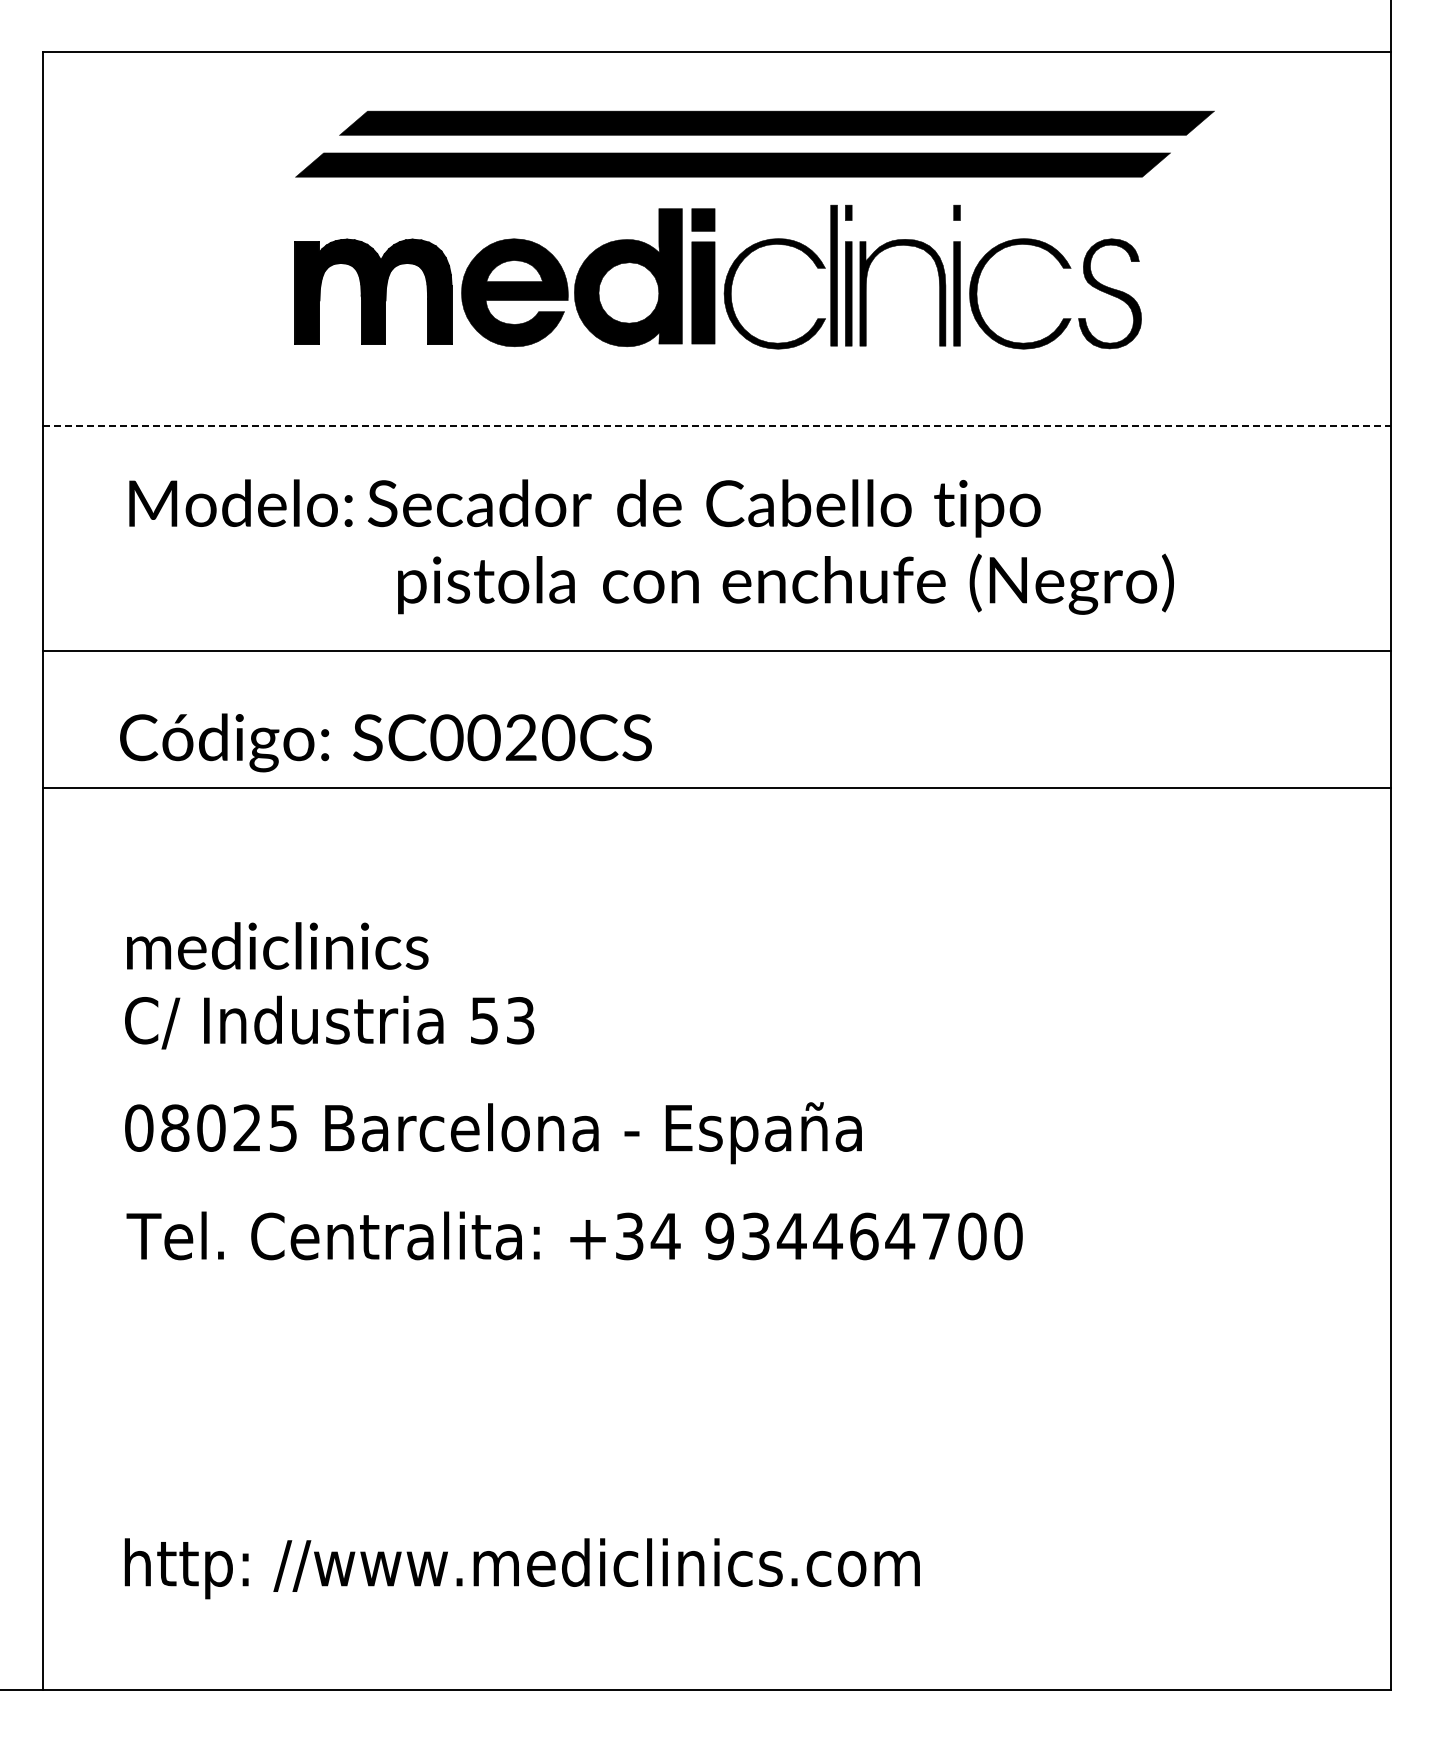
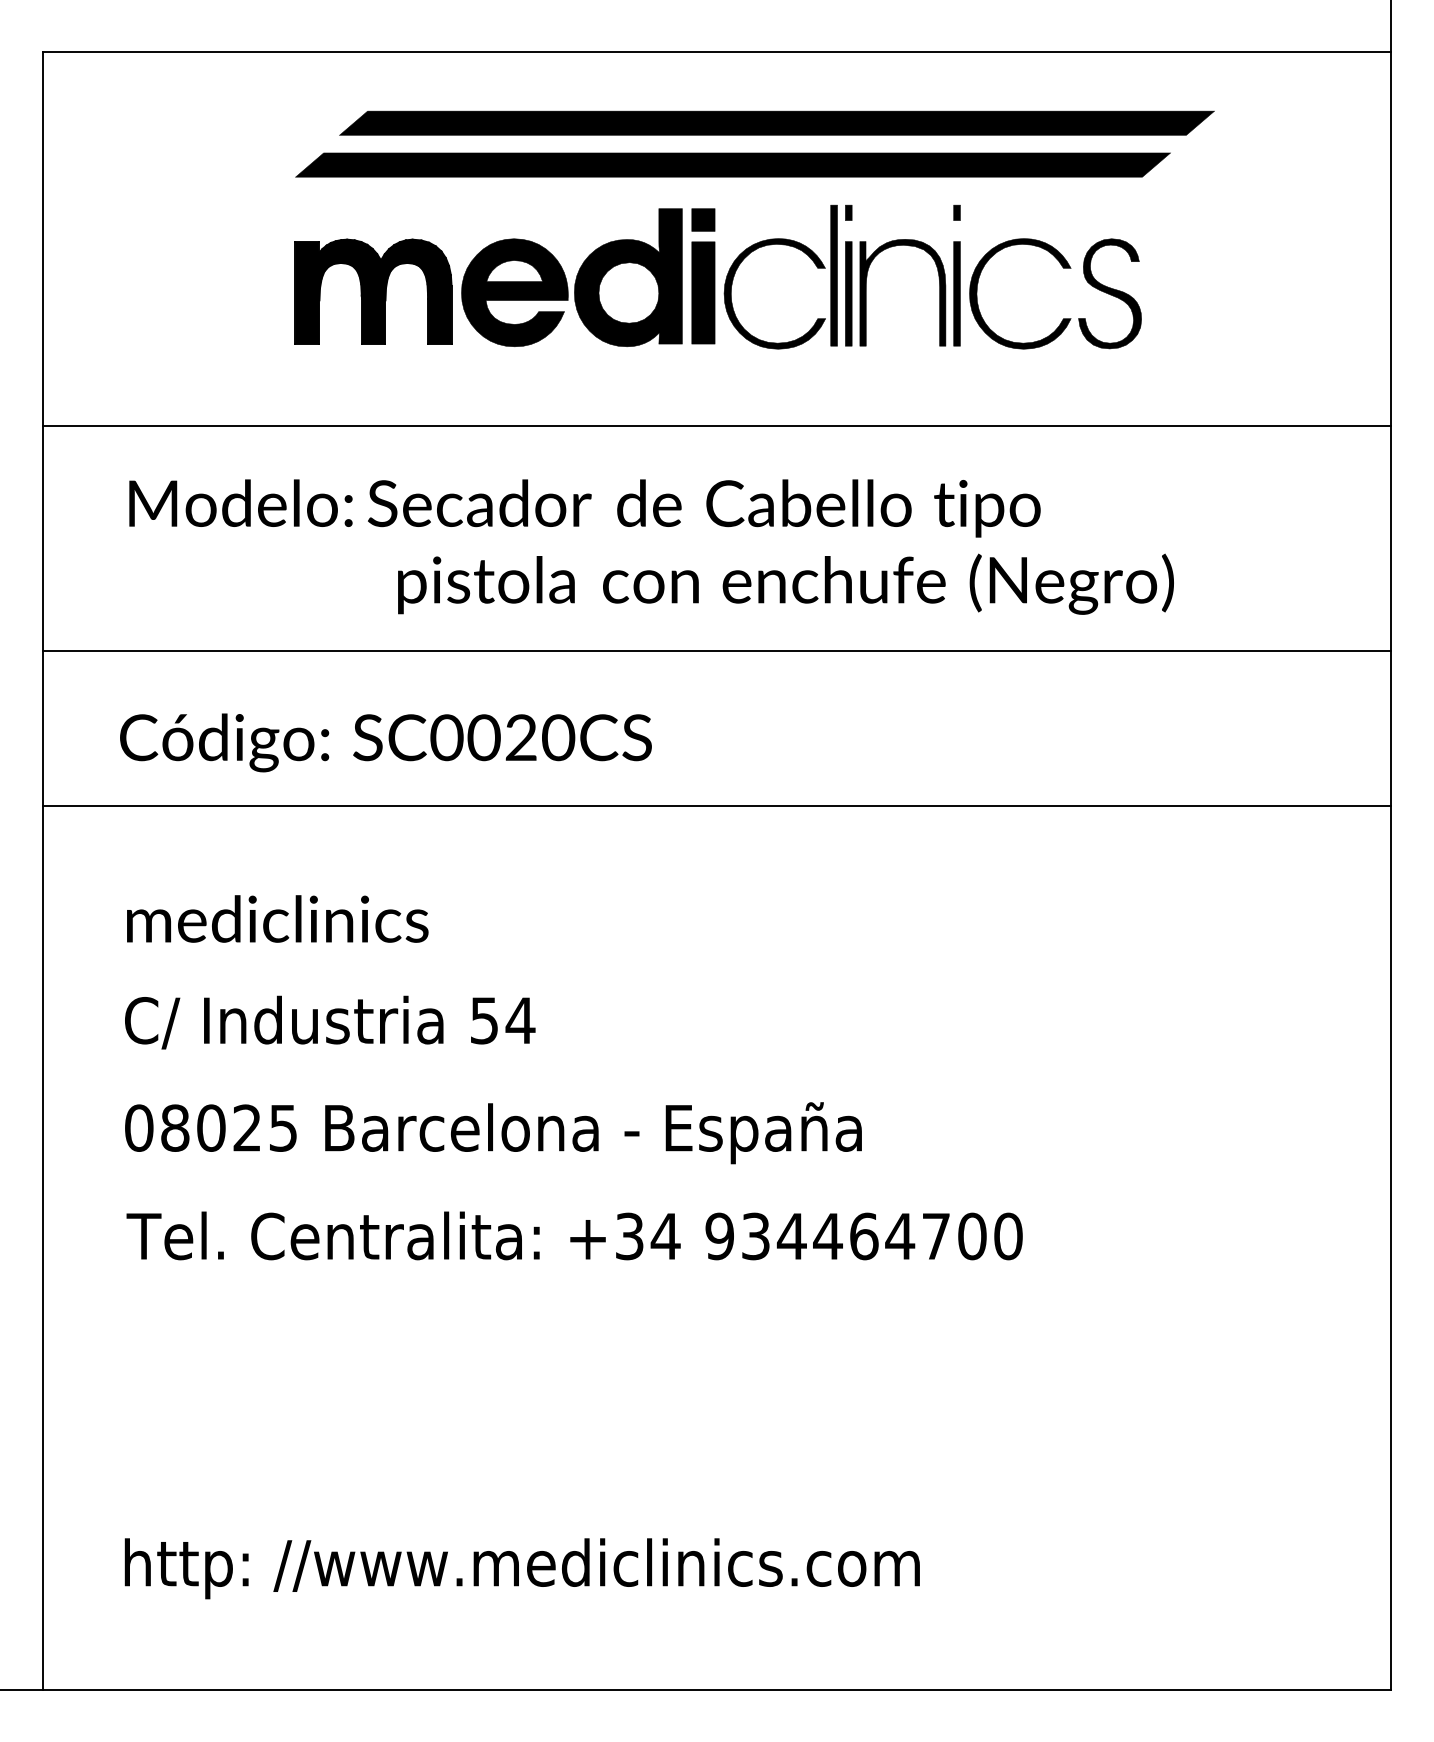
line: dashed -> solid (717, 426)
line position: (716, 787) -> (716, 805) (716, 805)
text position: (277, 945) -> (277, 918) (277, 918)
text: 53 -> 54 (520, 1020)
